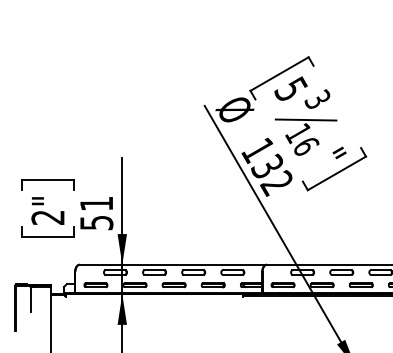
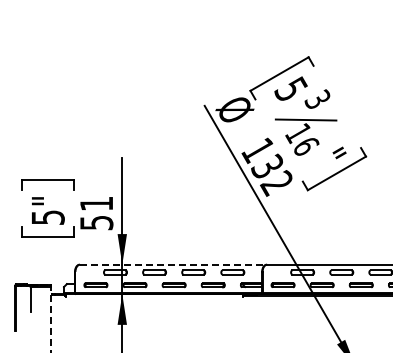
text: 2" -> 5" (47, 217)
line: solid -> dashed (173, 264)
line: solid -> dashed (50, 319)
